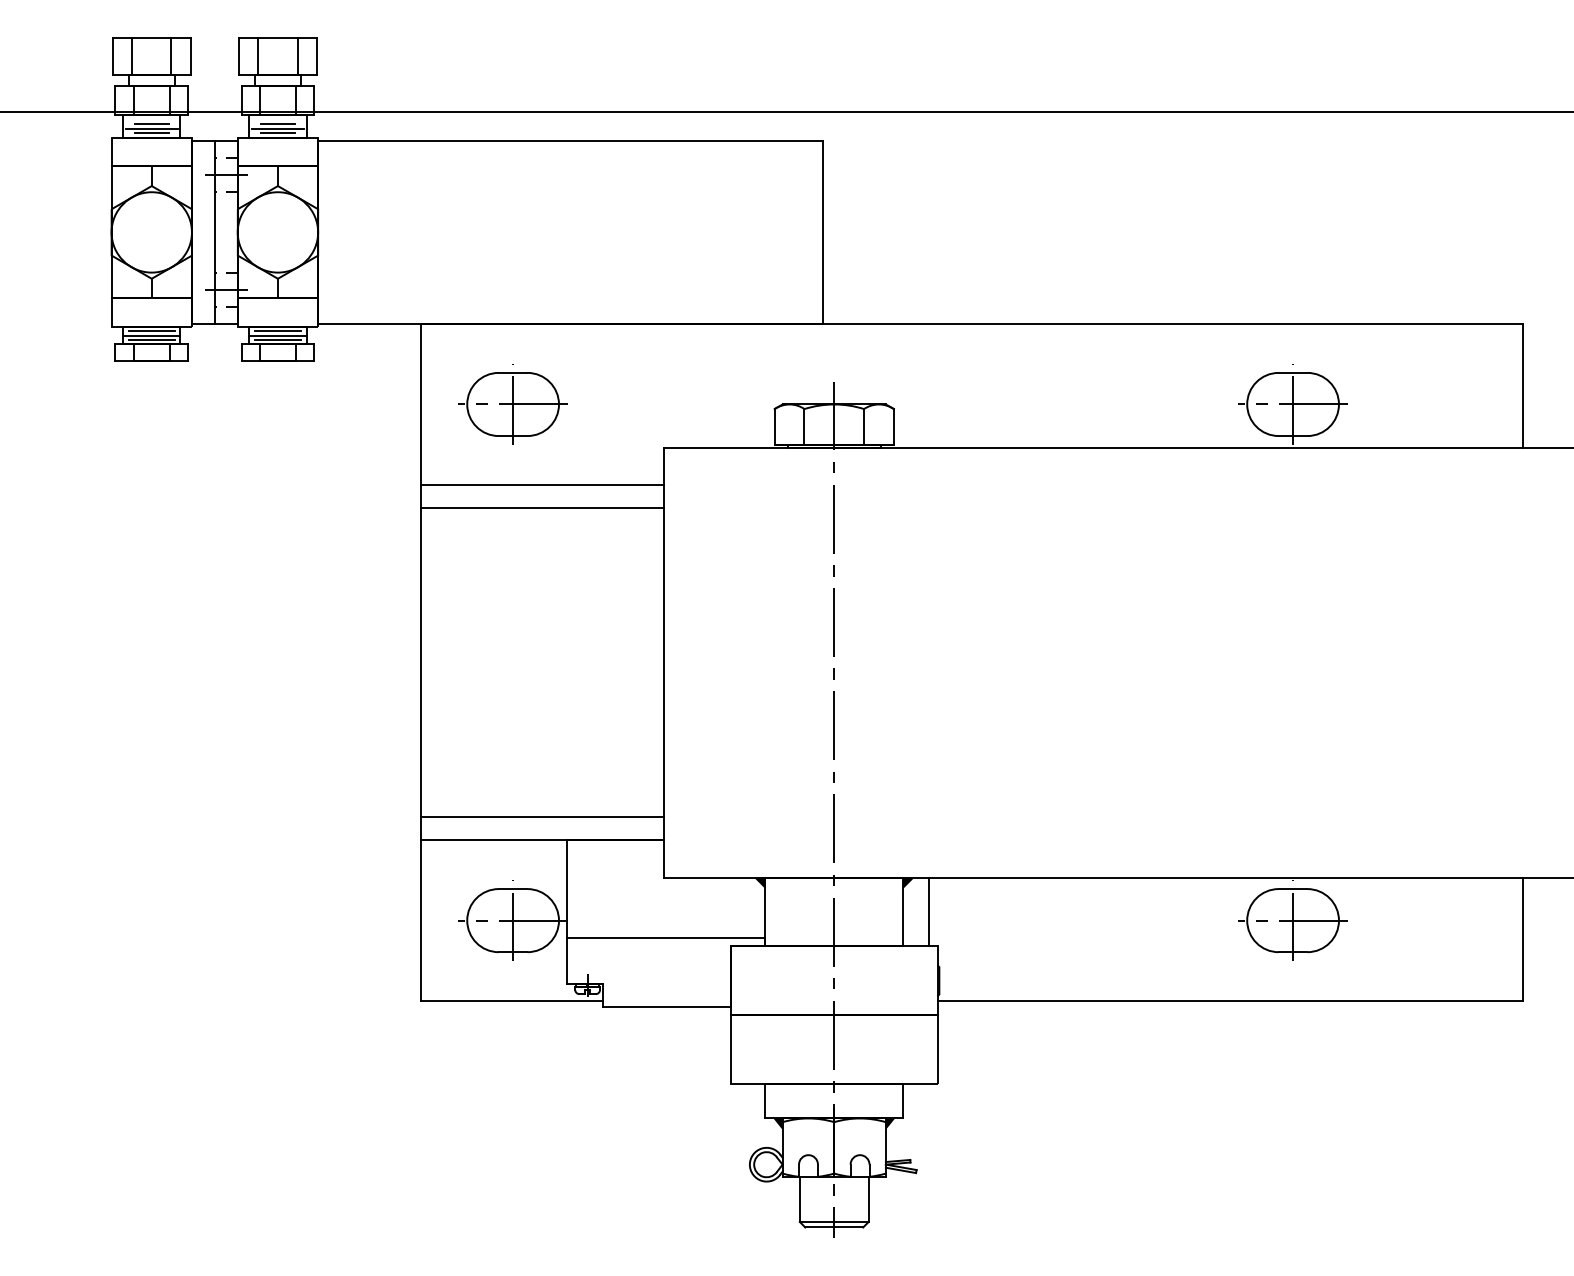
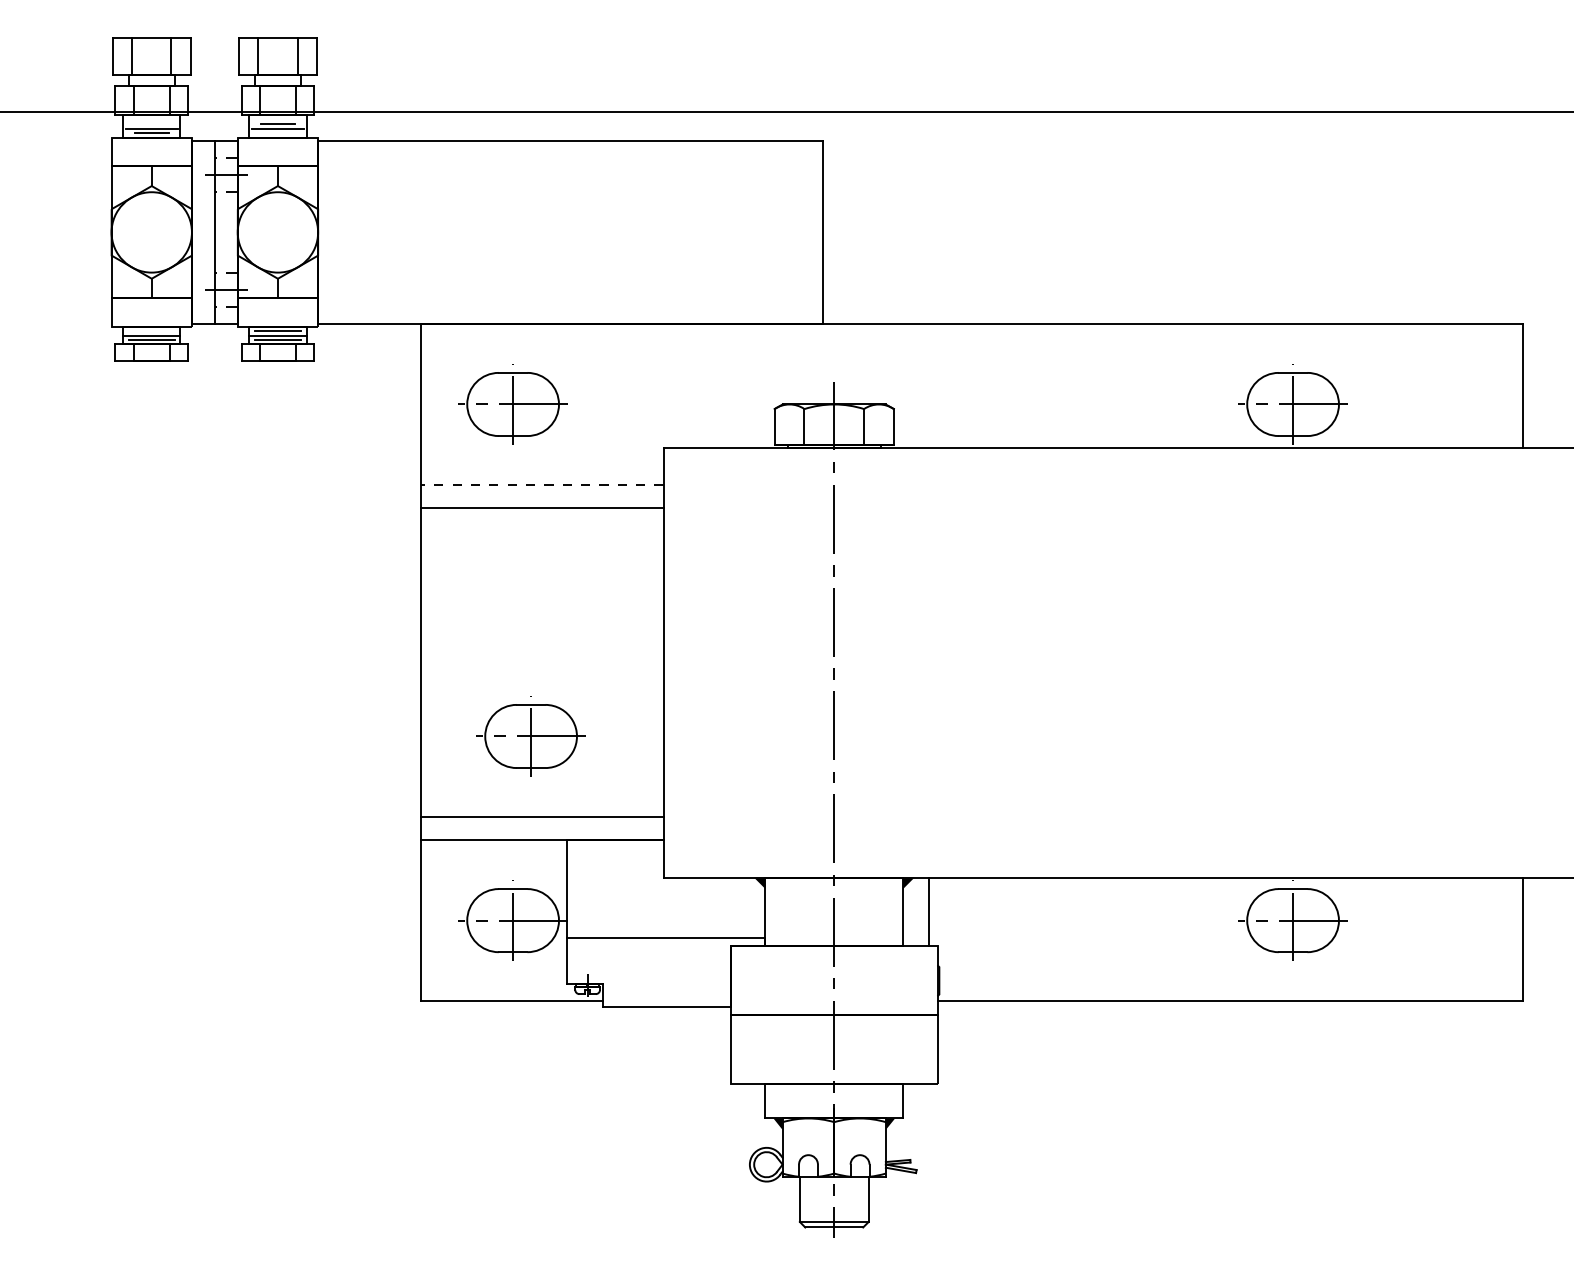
line: present -> none (151, 124)
line: present -> none (277, 133)
line: present -> none (151, 331)
line: solid -> dashed (541, 484)
part: none -> present (530, 736)
